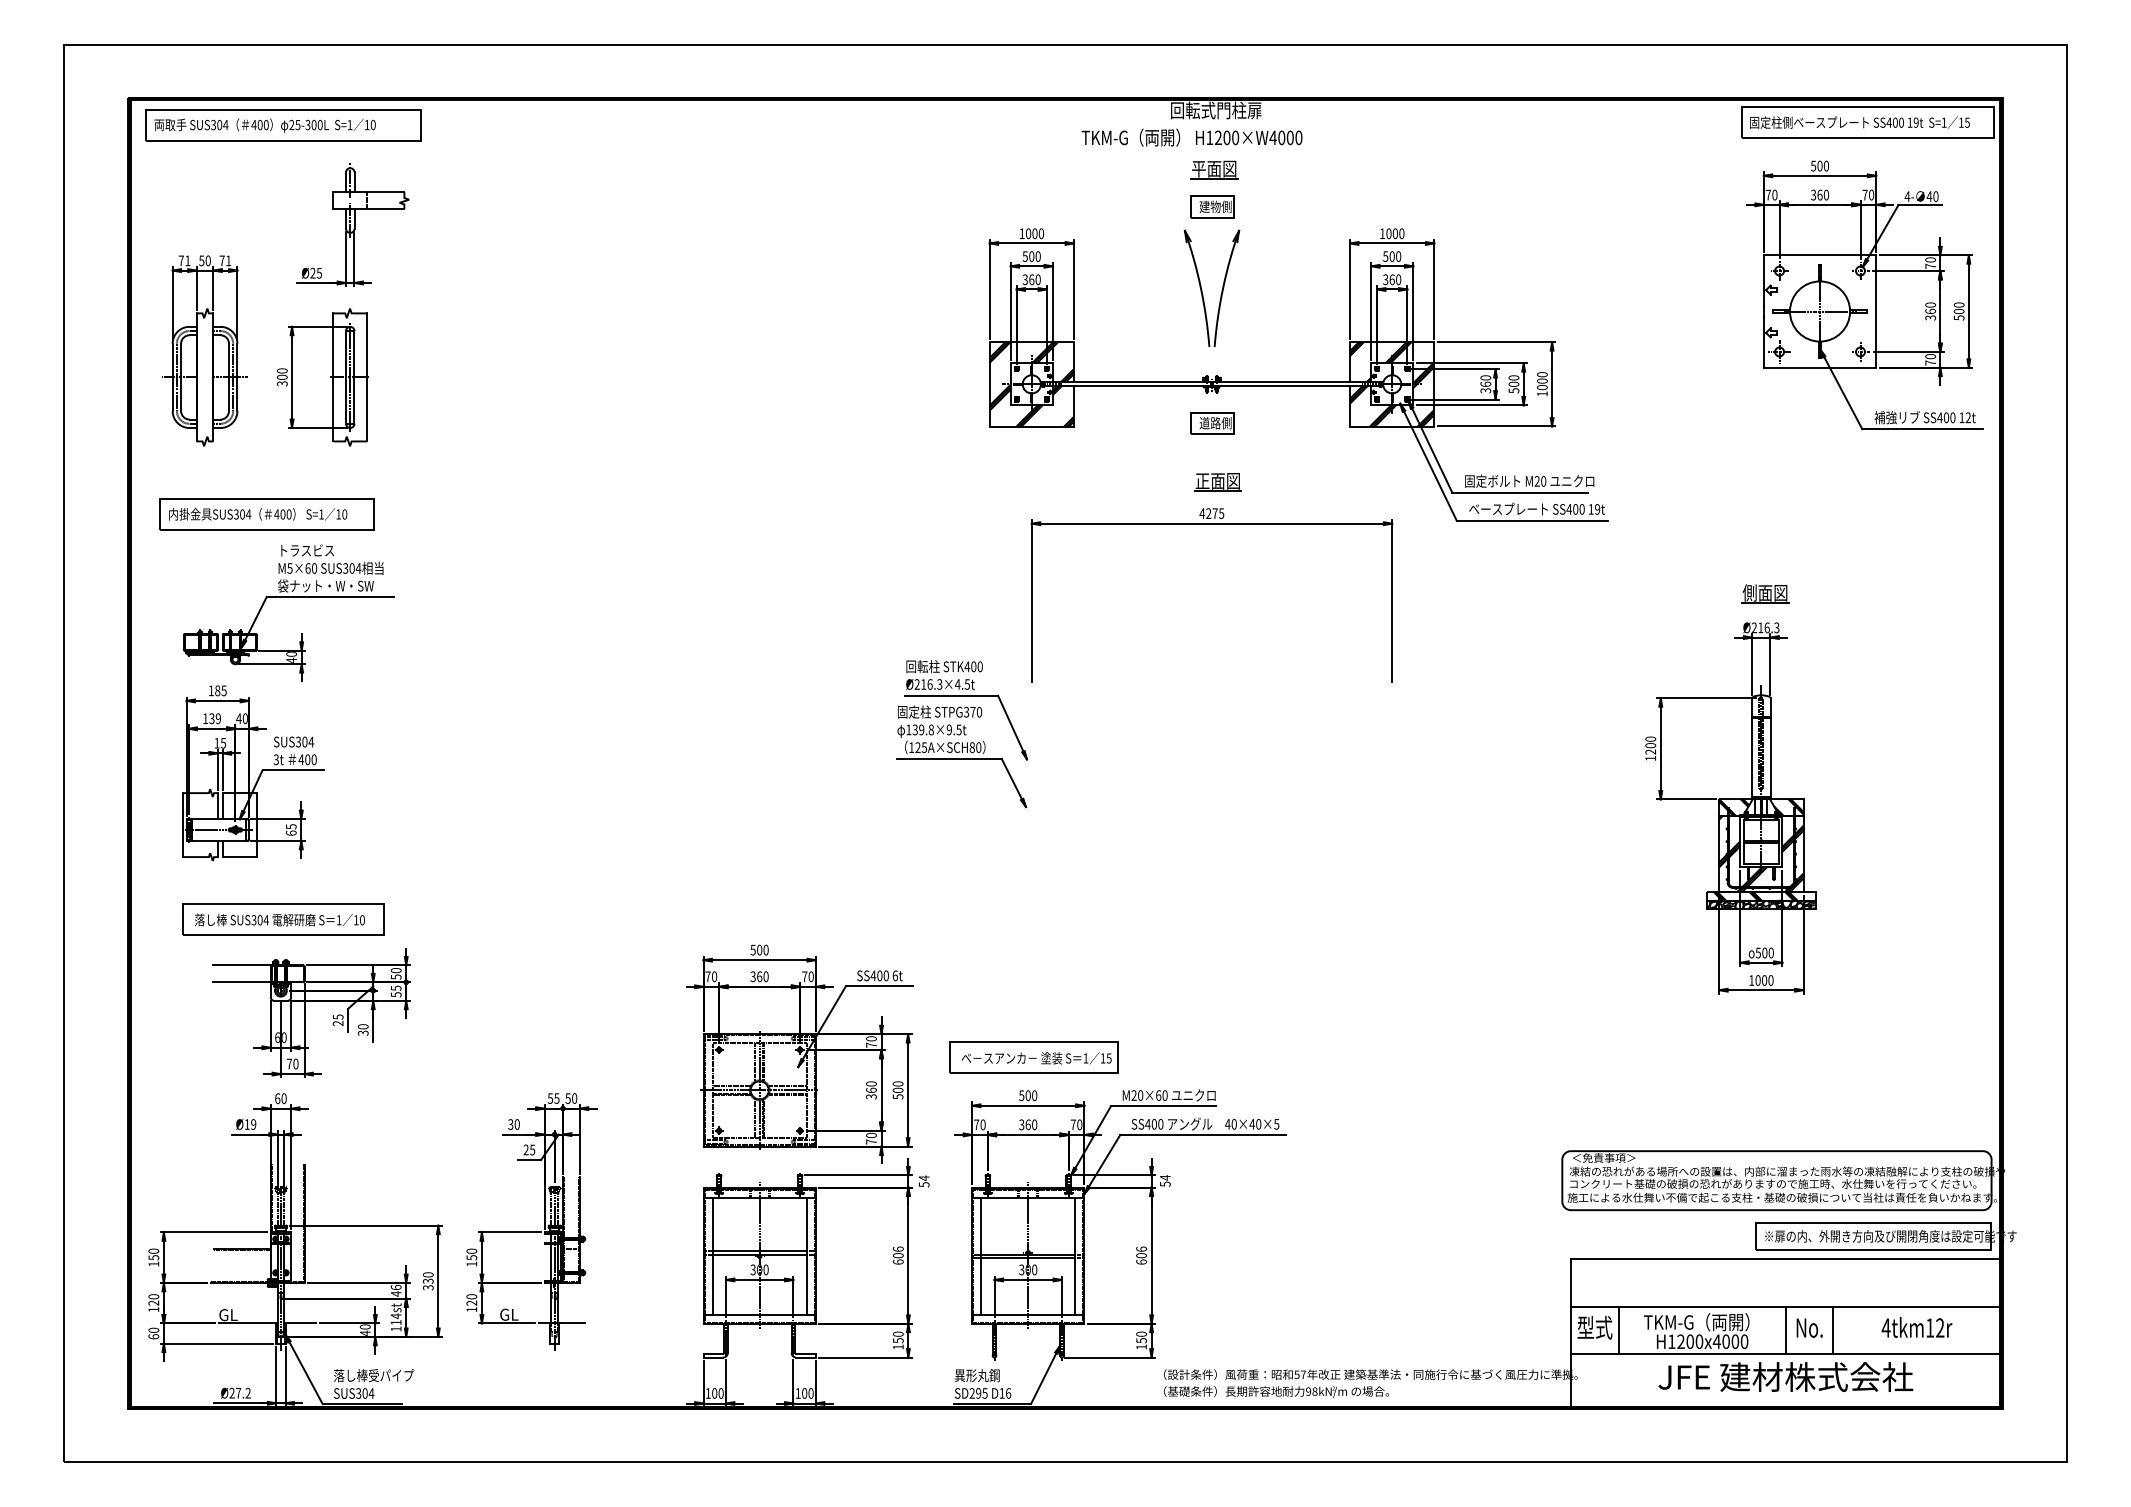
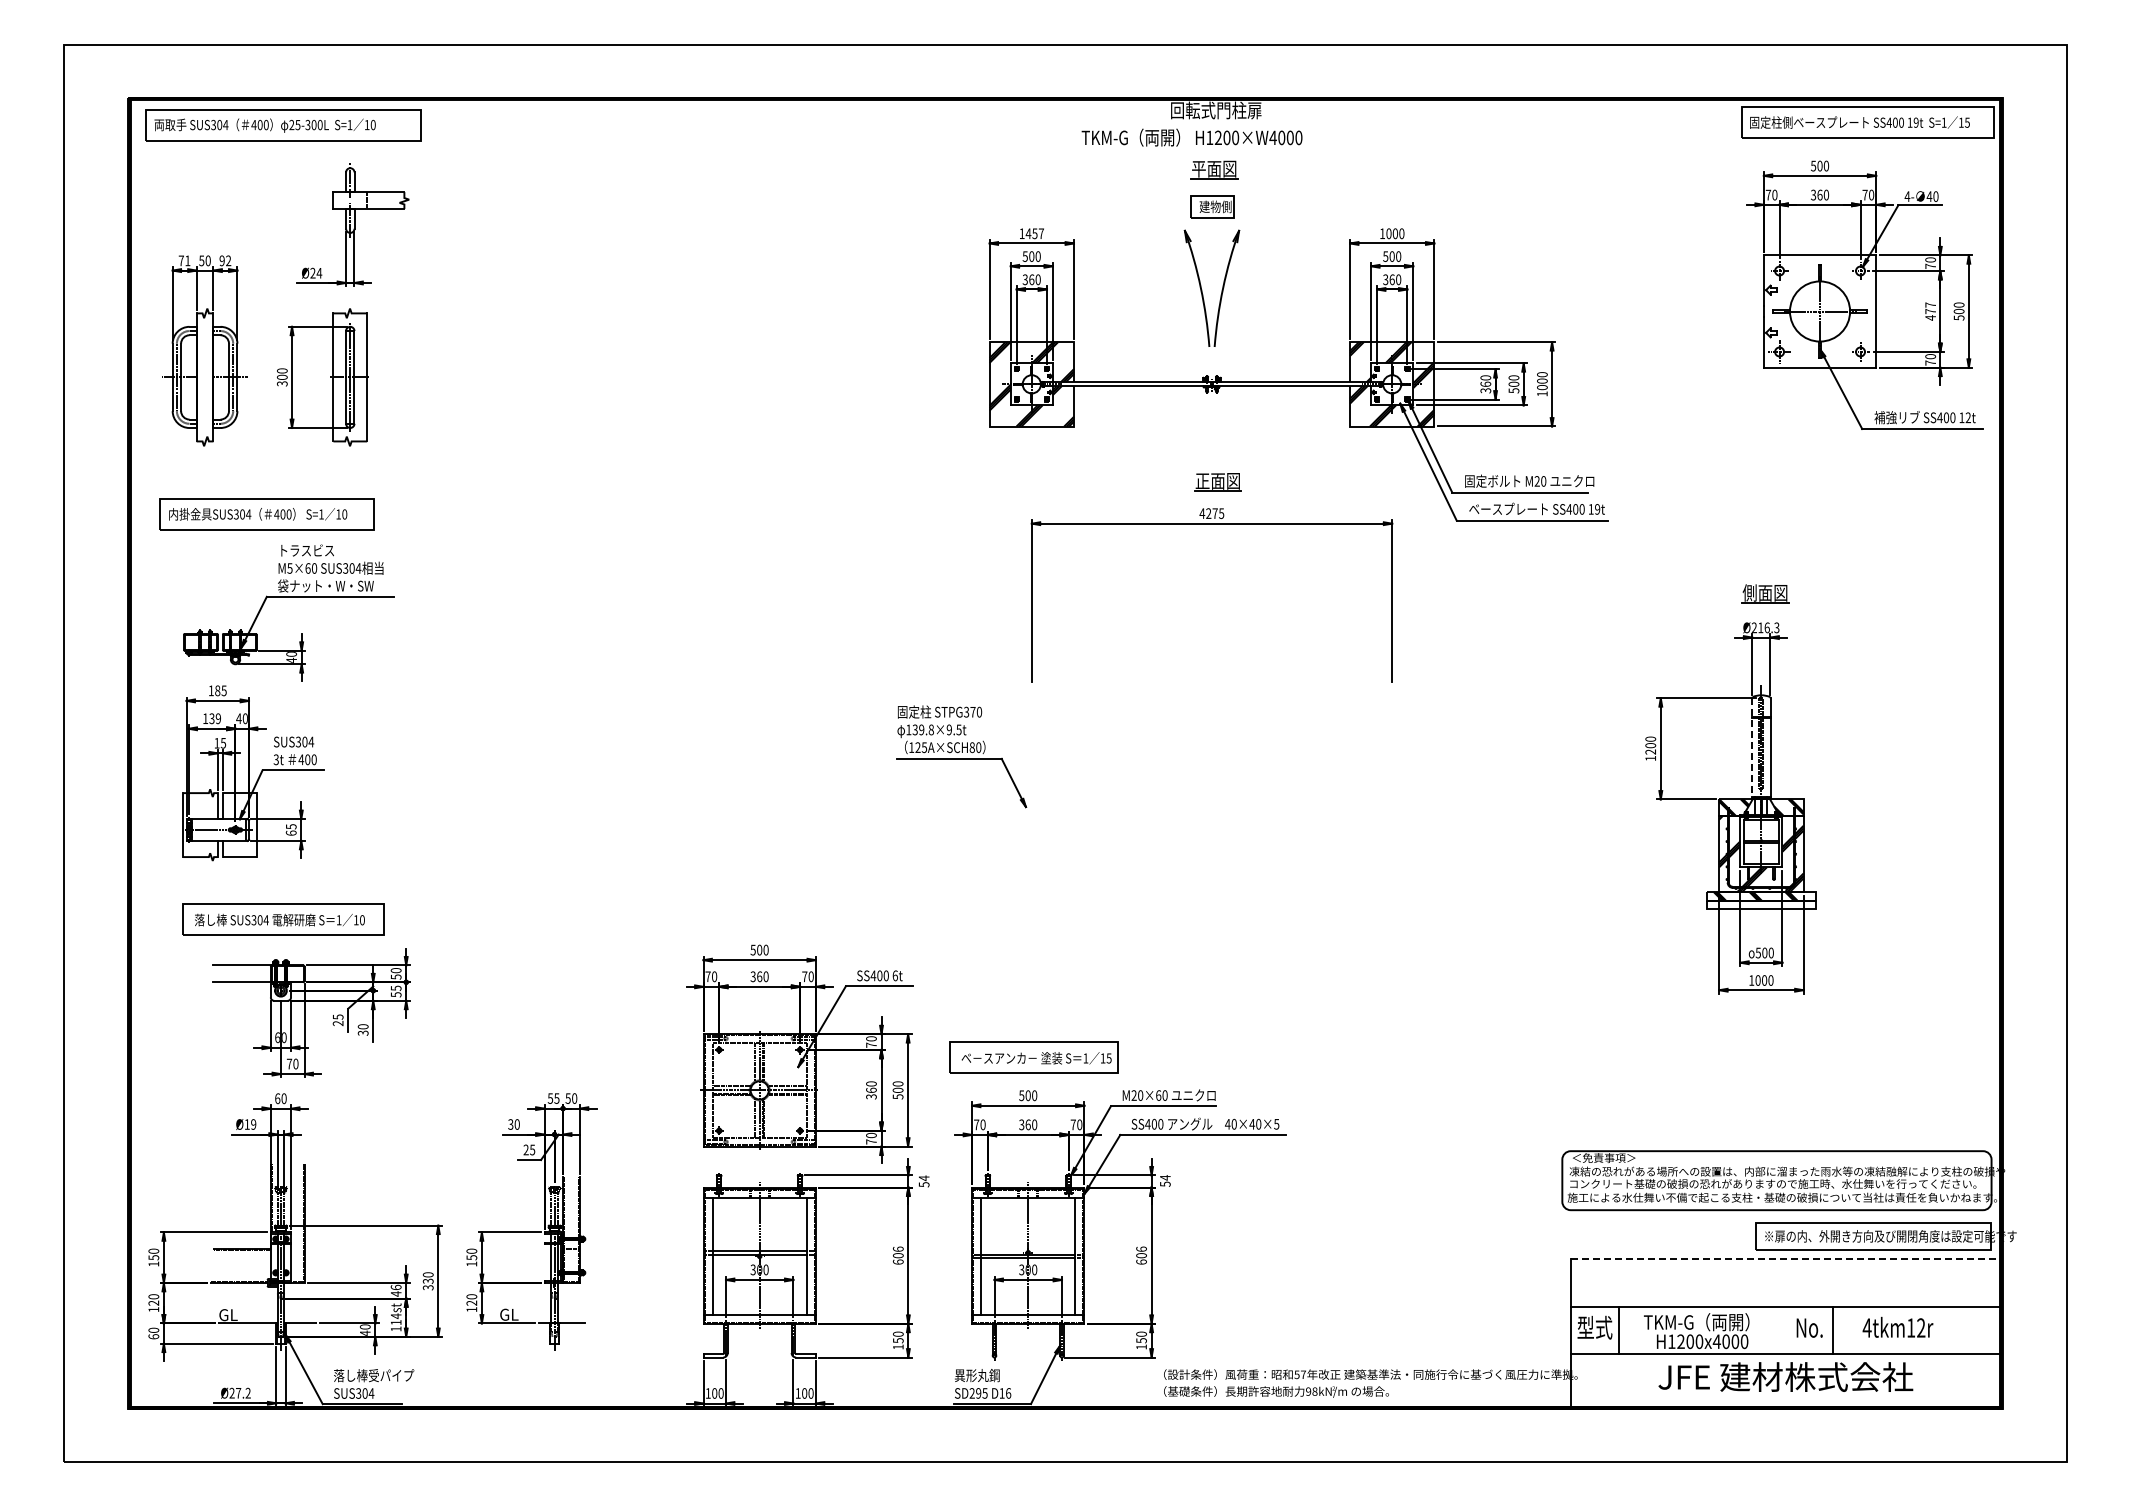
text: 1000 -> 1457 (1034, 233)
text: 71 -> 92 (225, 260)
text: Ø25 -> Ø24 (319, 273)
text: 360 -> 477 (1930, 311)
part: present -> none (1212, 423)
part: present -> none (966, 696)
line: solid -> dashed (1752, 747)
hatch: present -> none (1761, 904)
line: solid -> dashed (1785, 1258)
text position: (1916, 1326) -> (1897, 1326) (1897, 1326)
line: present -> none (1785, 1330)
